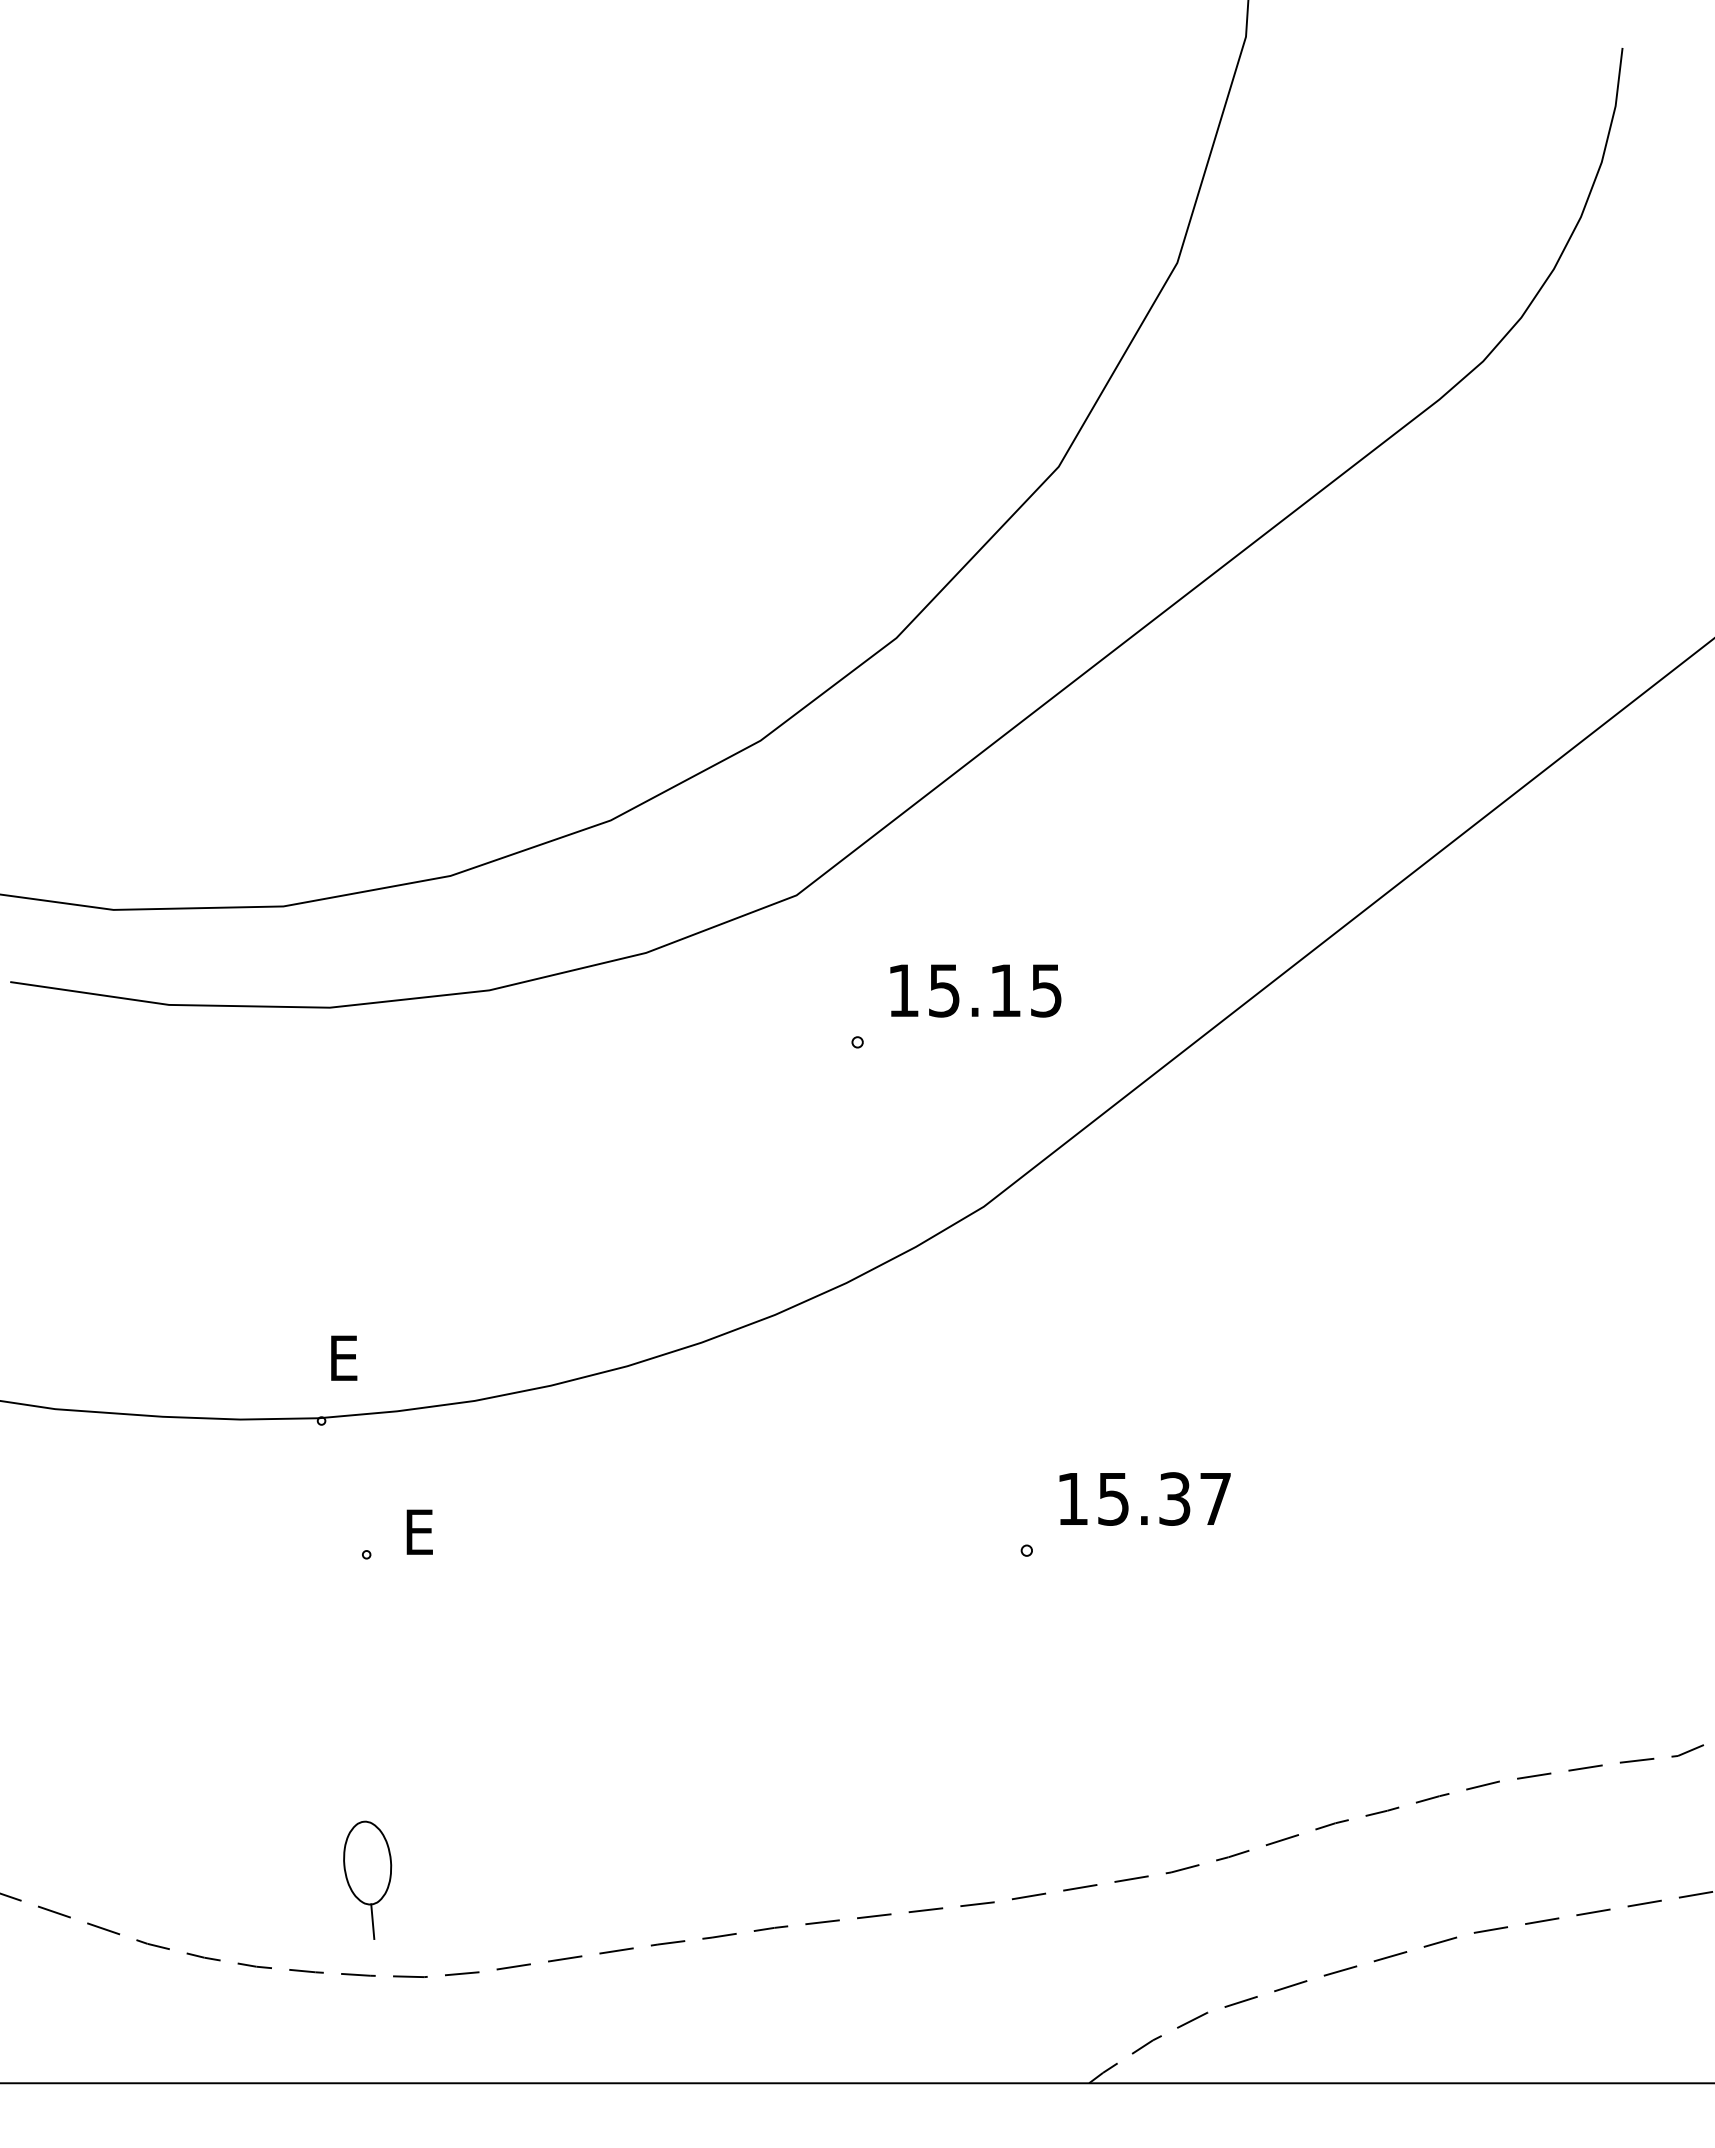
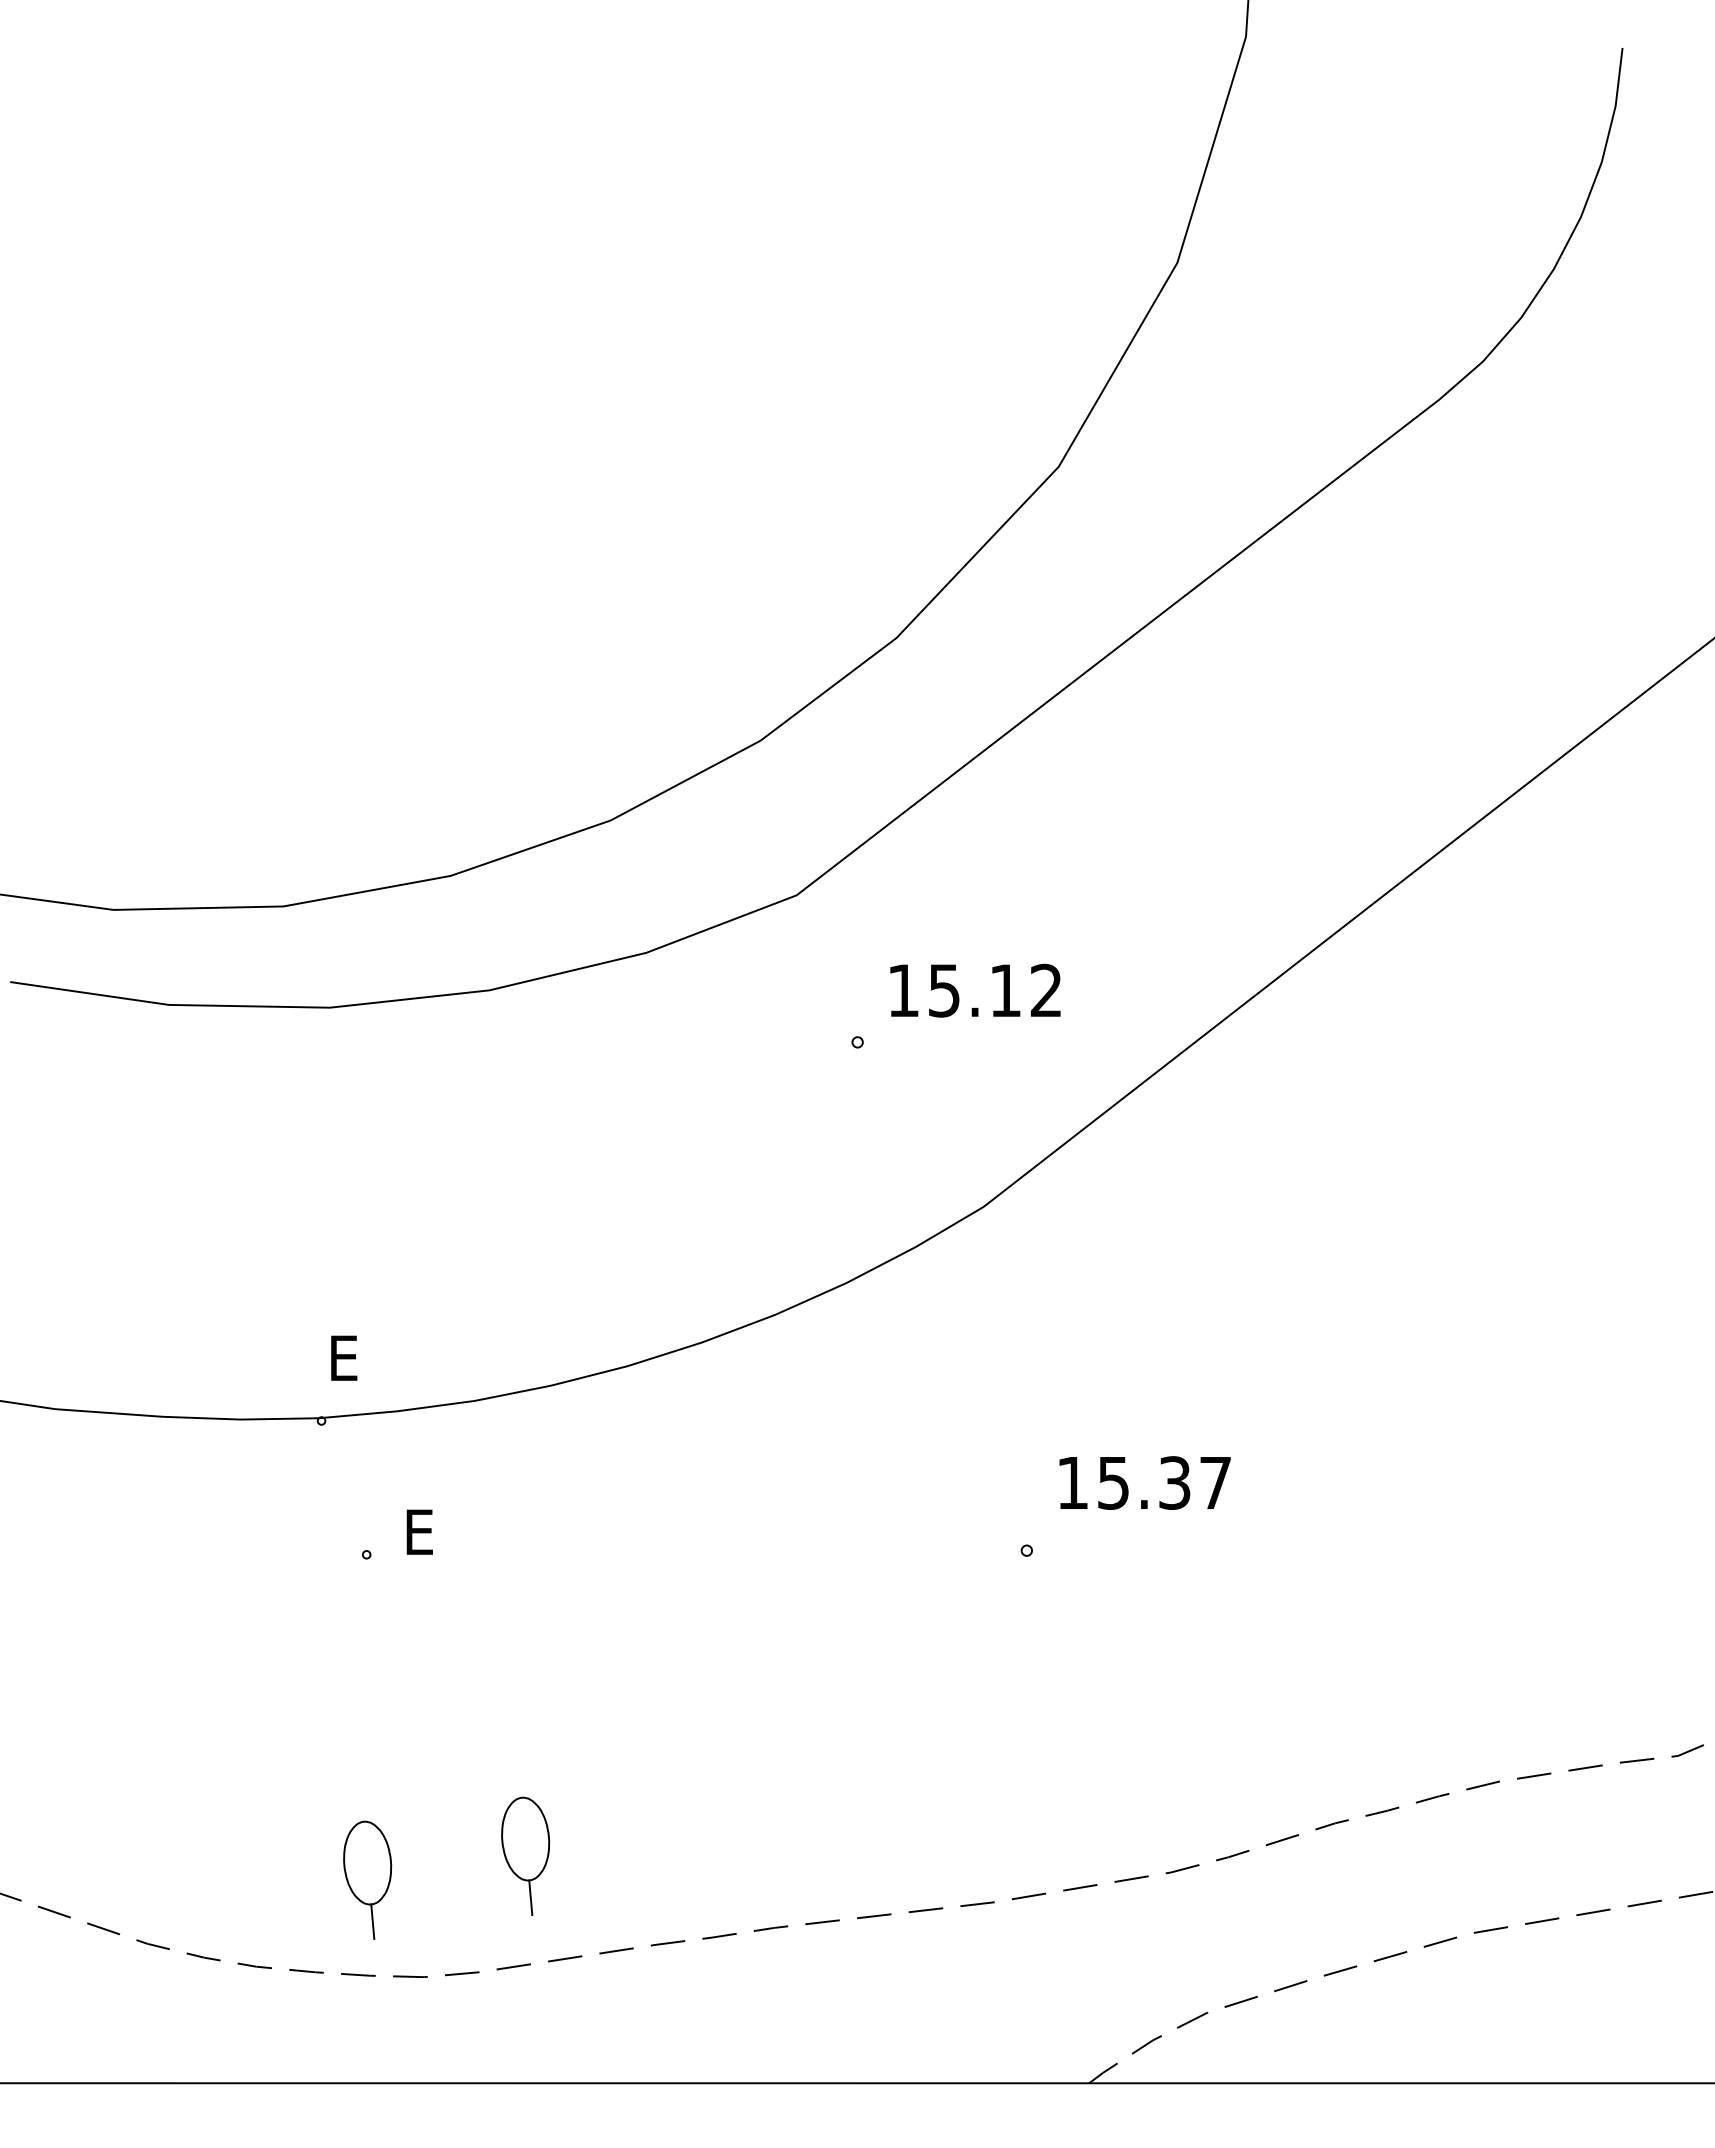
text: 15.15 -> 15.12 (1045, 990)
text position: (1144, 1498) -> (1144, 1482) (1144, 1482)
part: none -> present (525, 1855)
